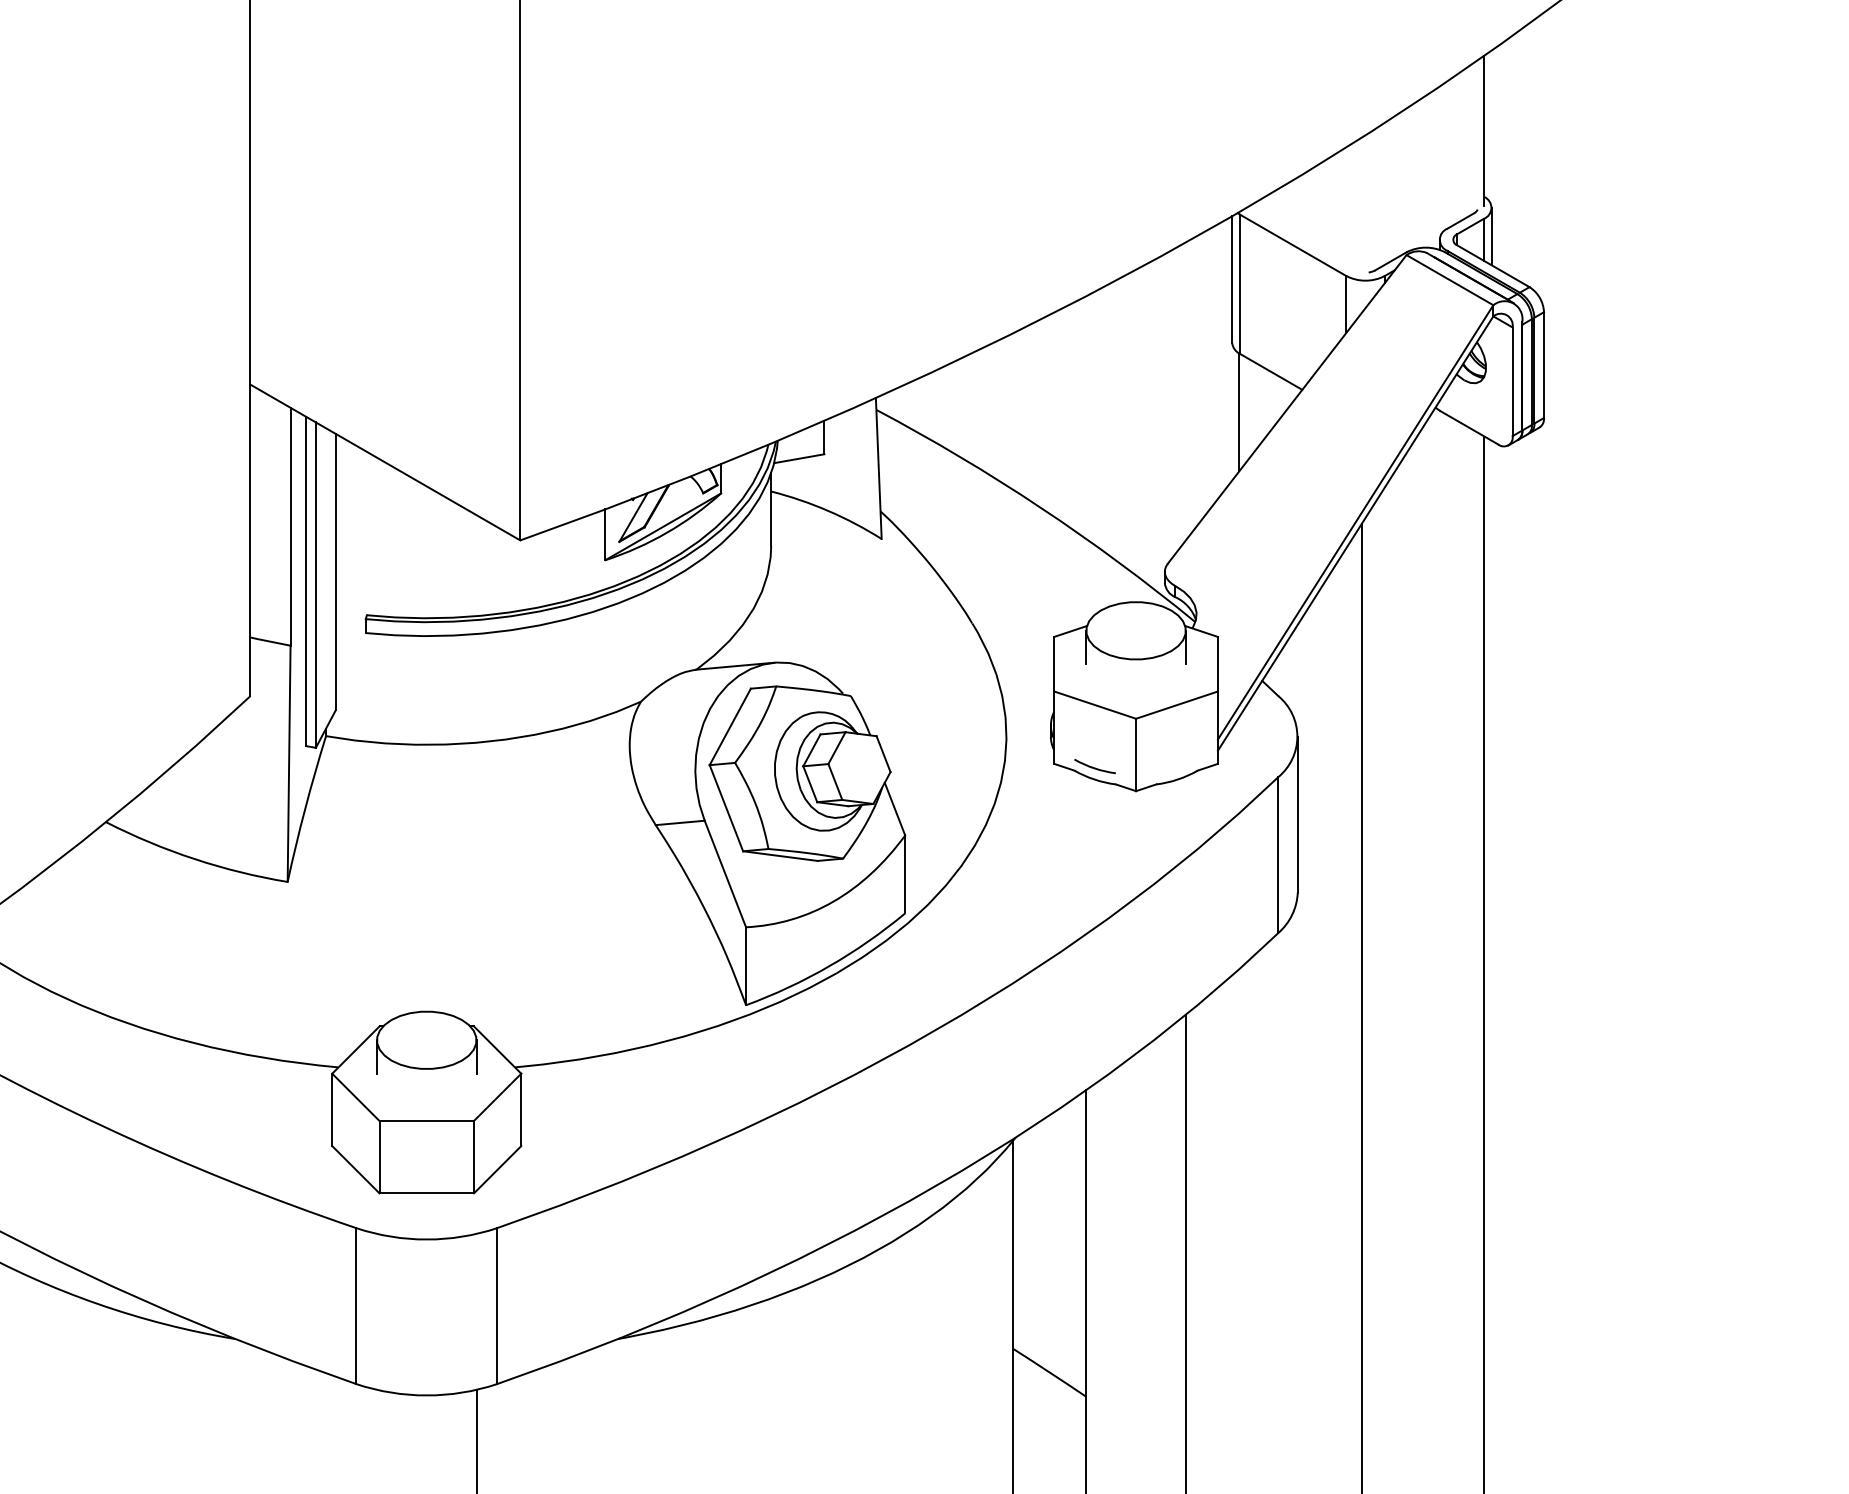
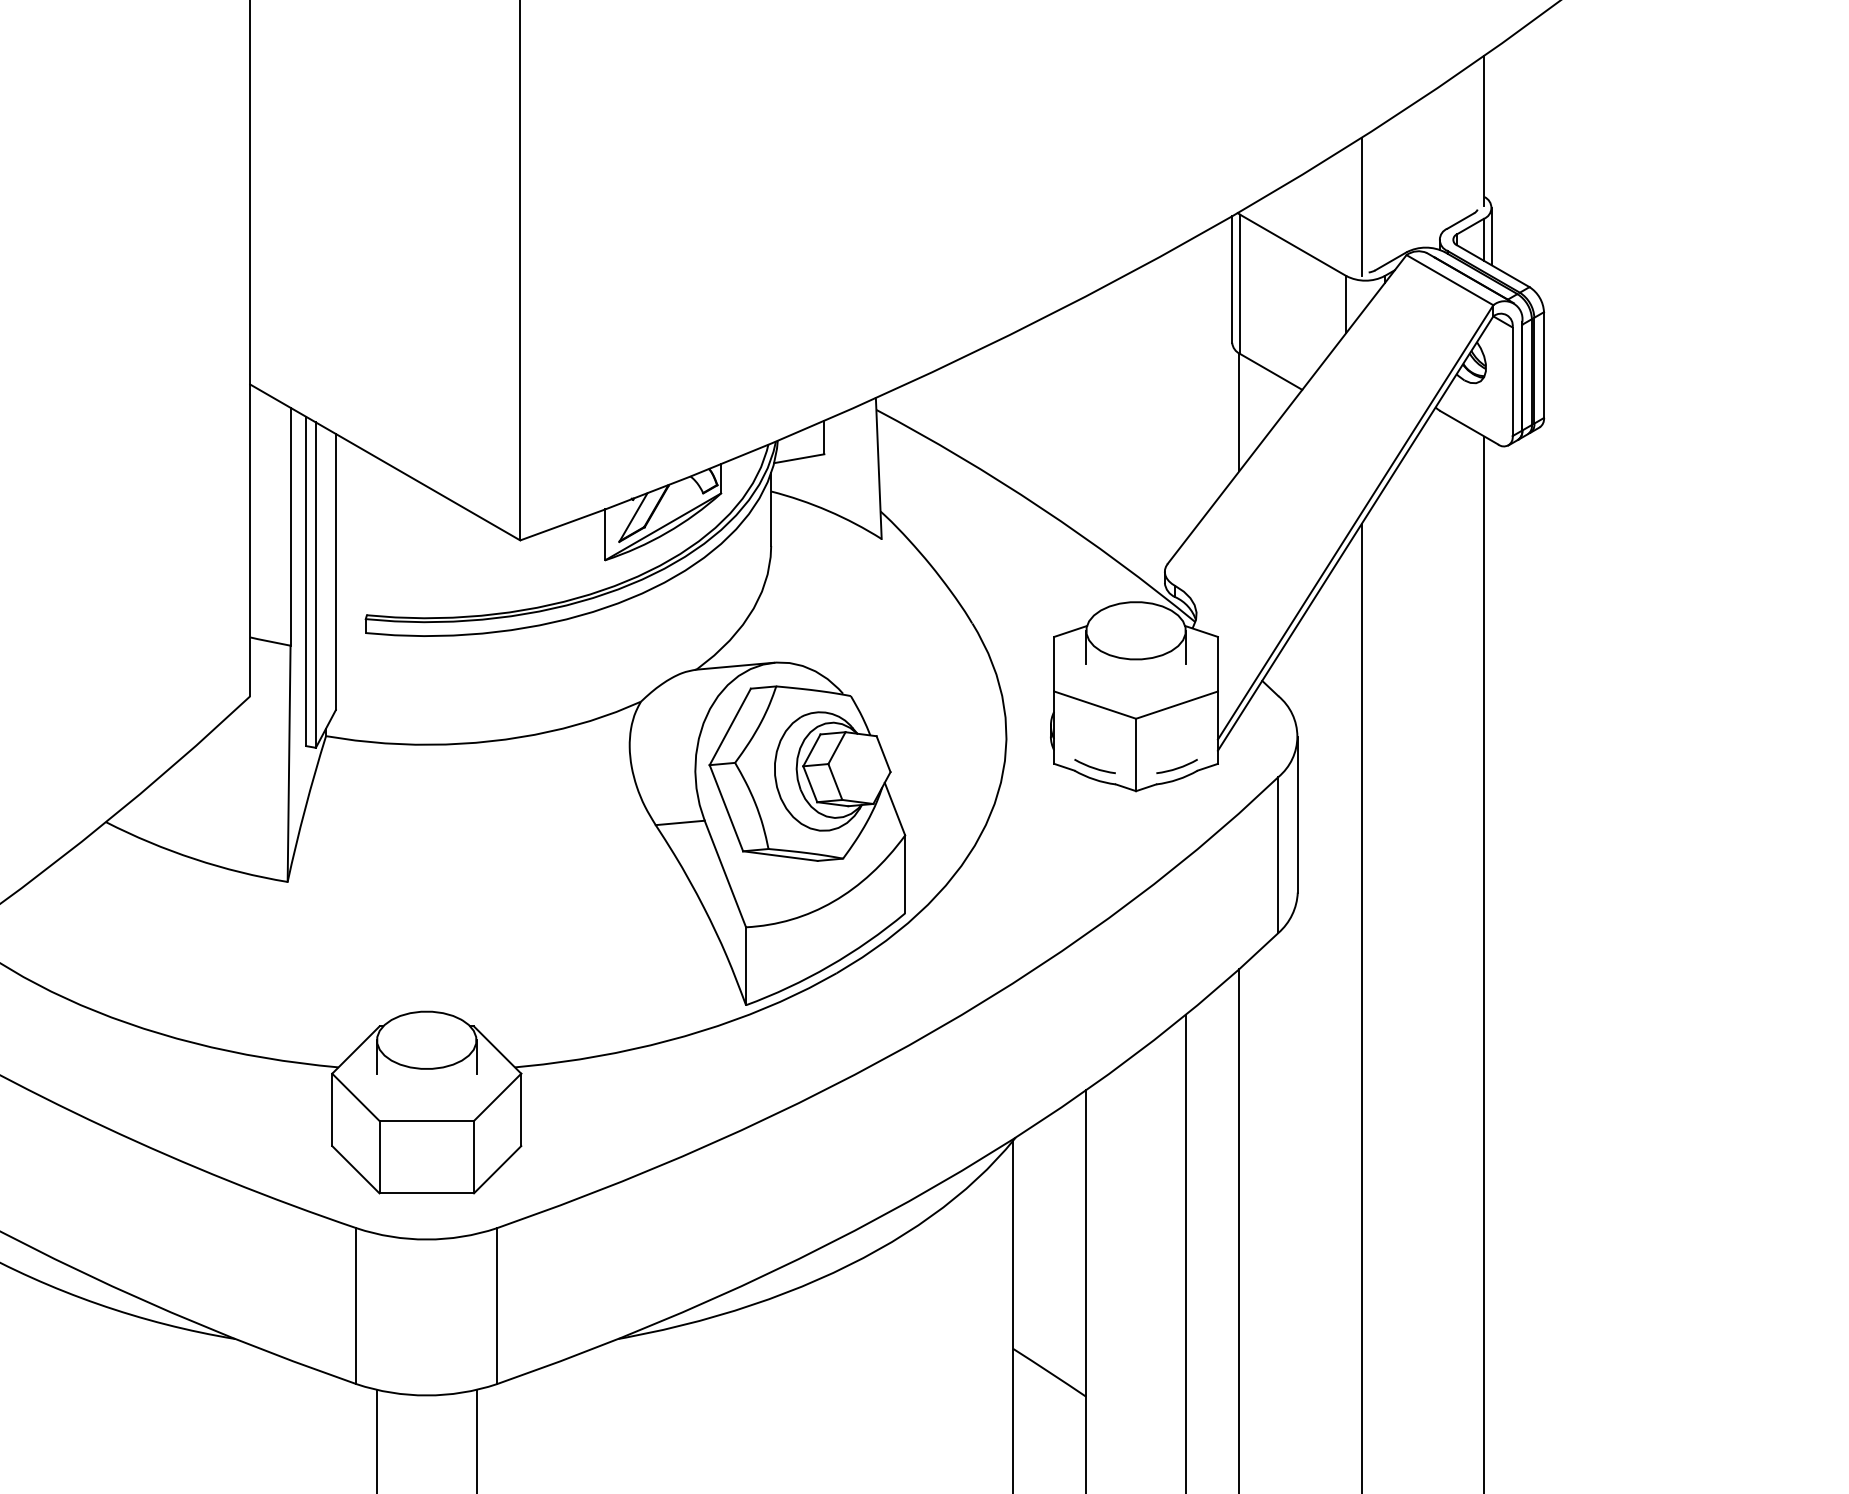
line: none -> present (1361, 206)
arc: none -> present (1176, 767)
line: none -> present (1239, 1229)
line: none -> present (376, 1439)
